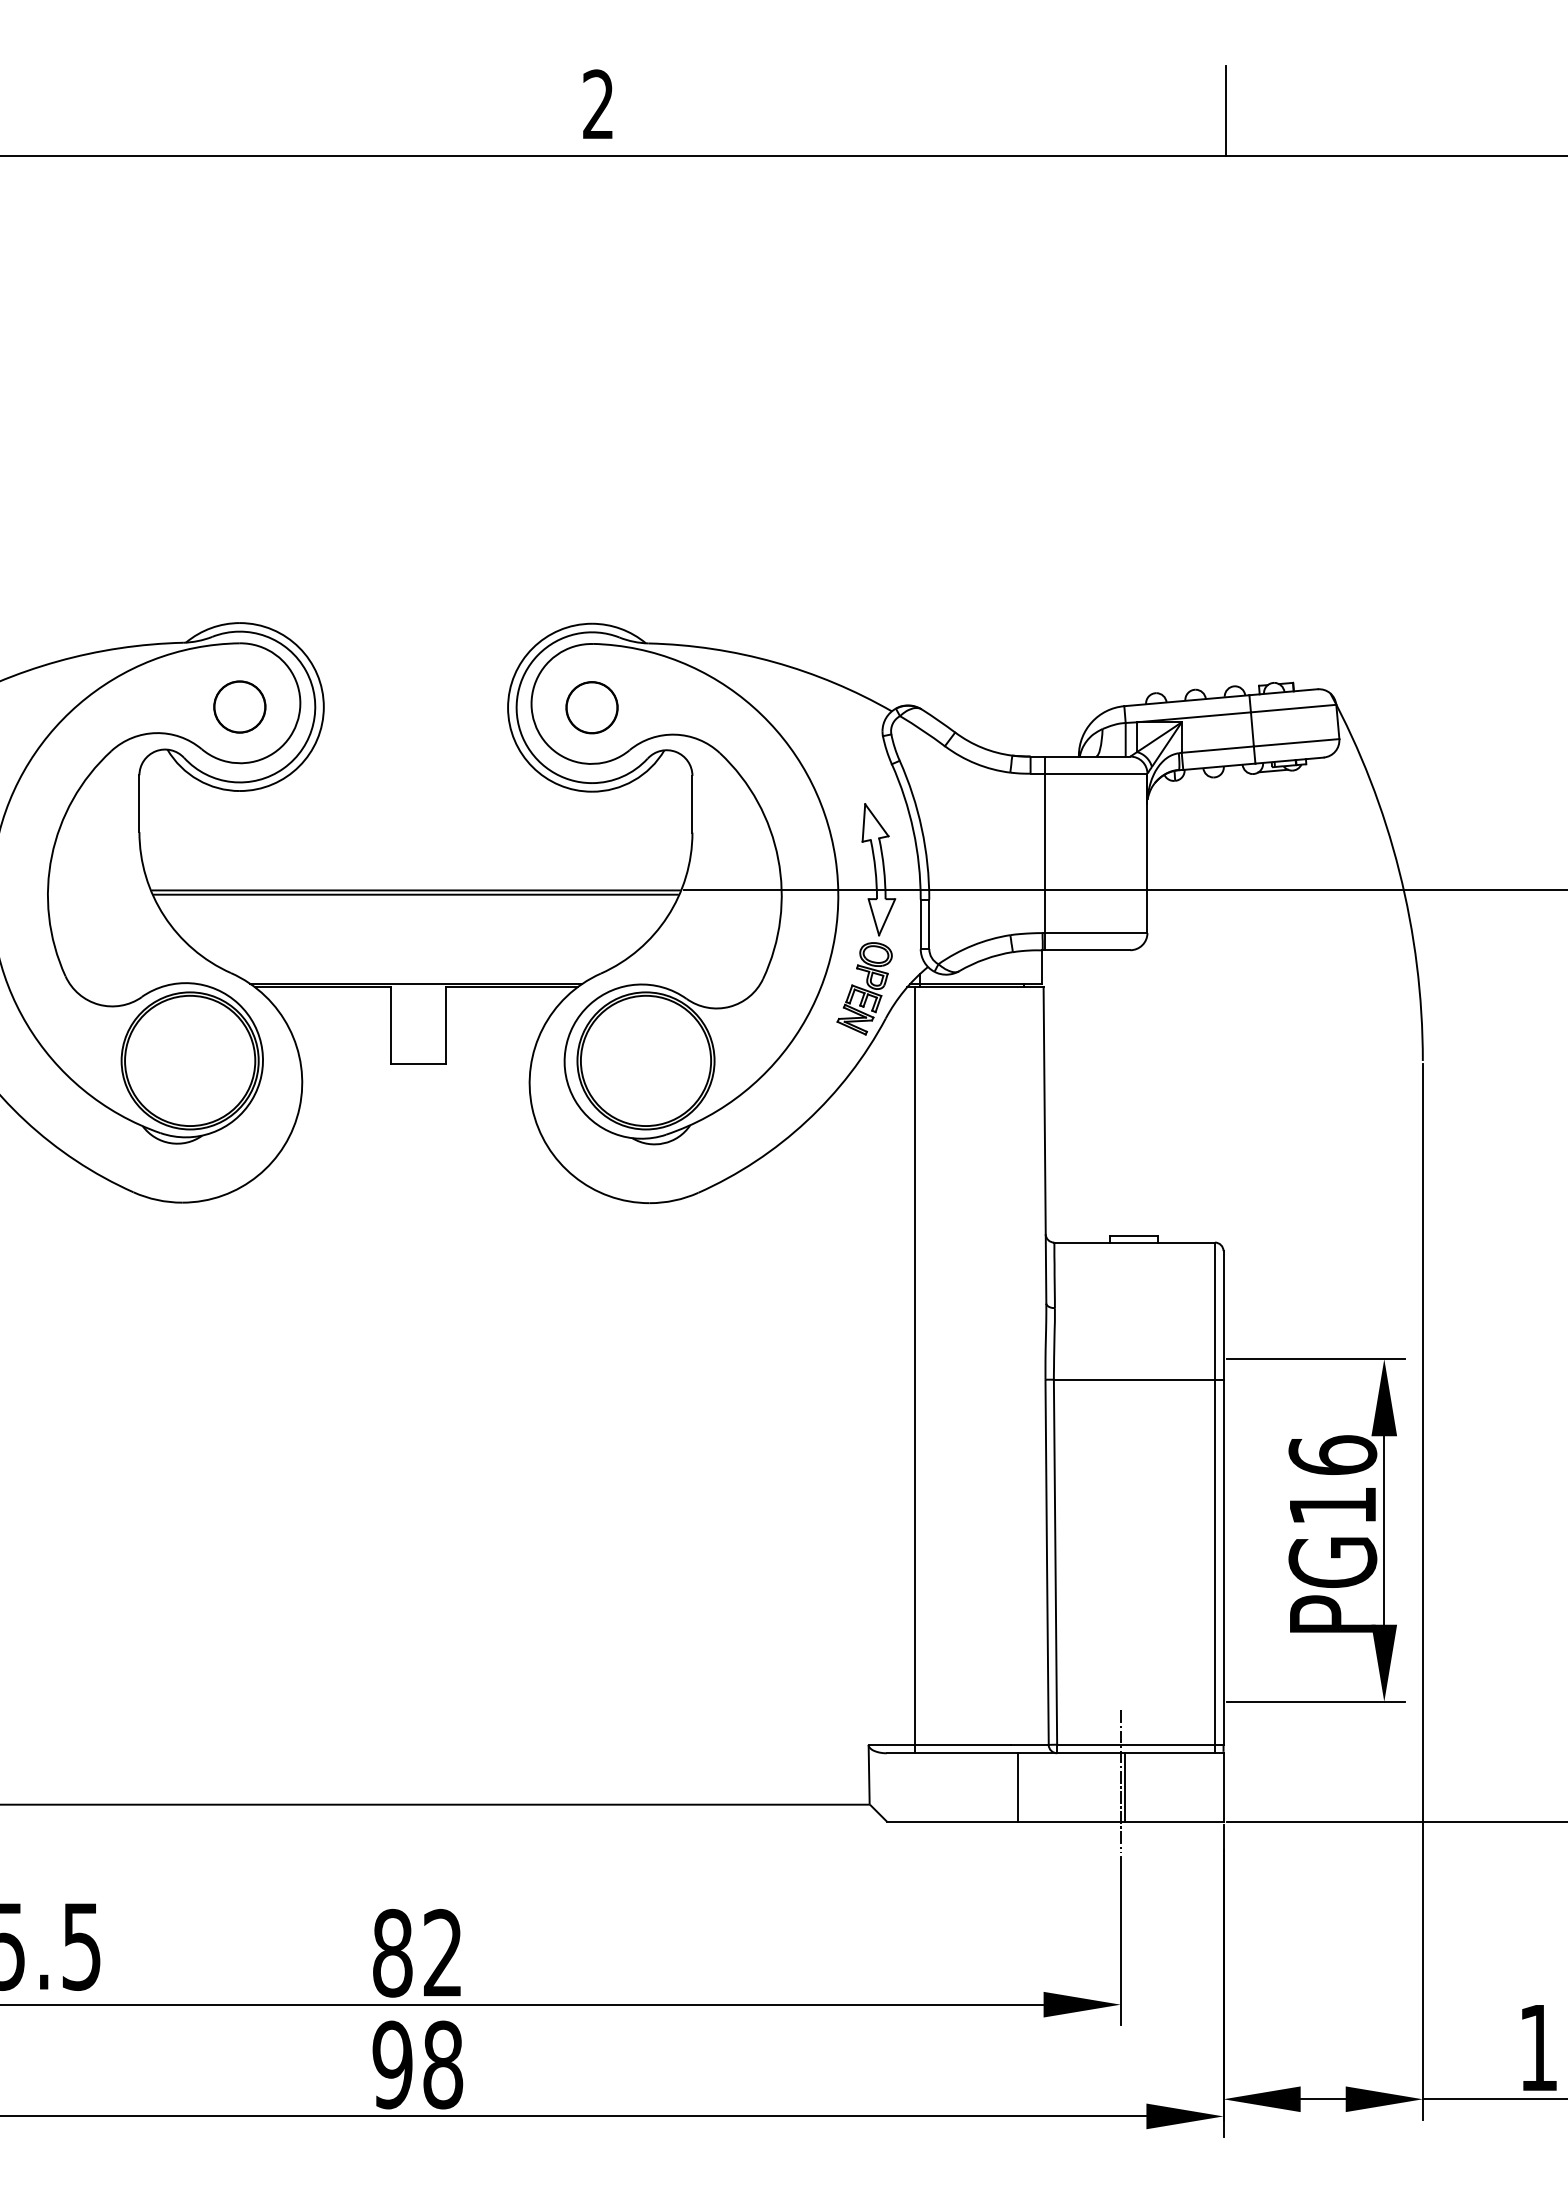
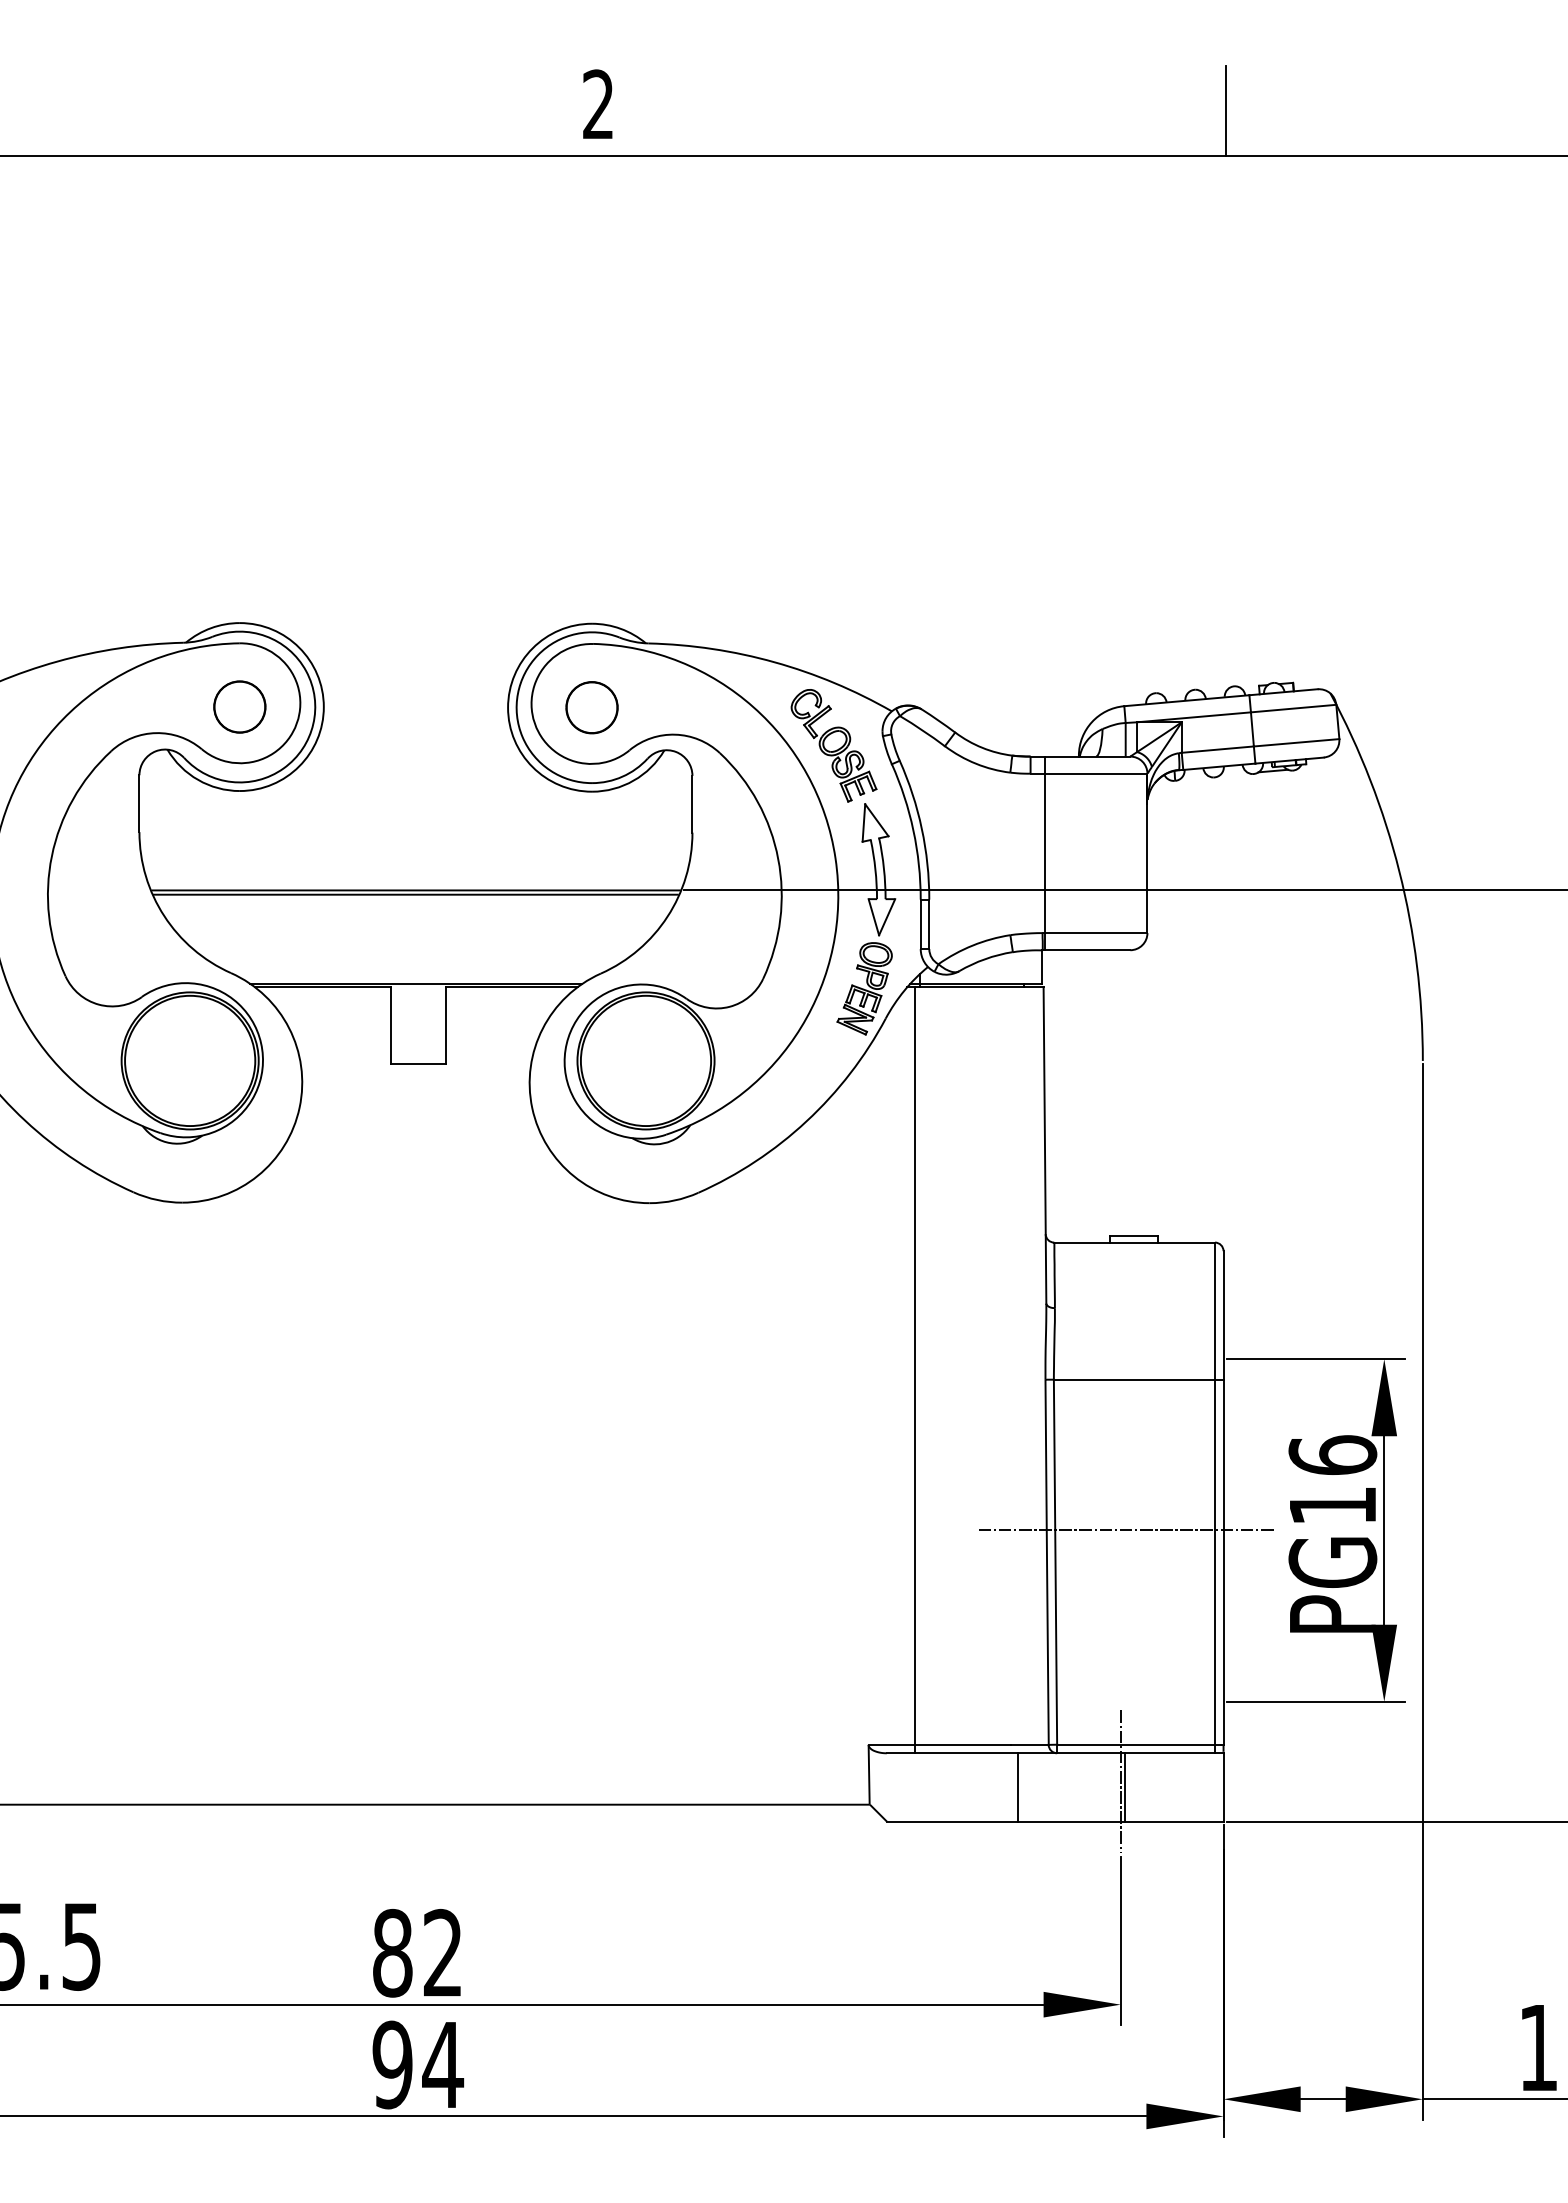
part: none -> present (833, 745)
line: none -> present (1125, 1530)
text: 98 -> 94 (443, 2064)
